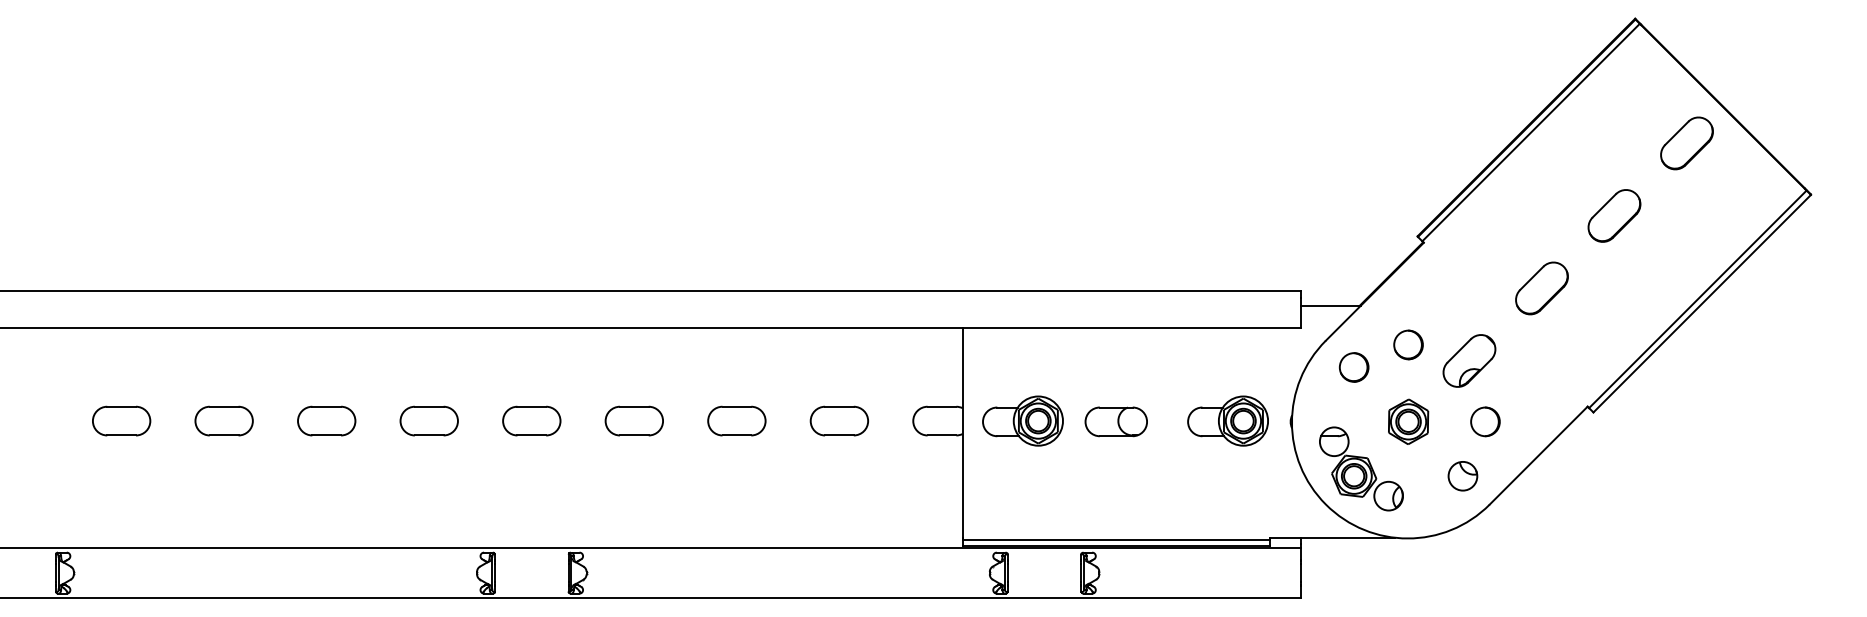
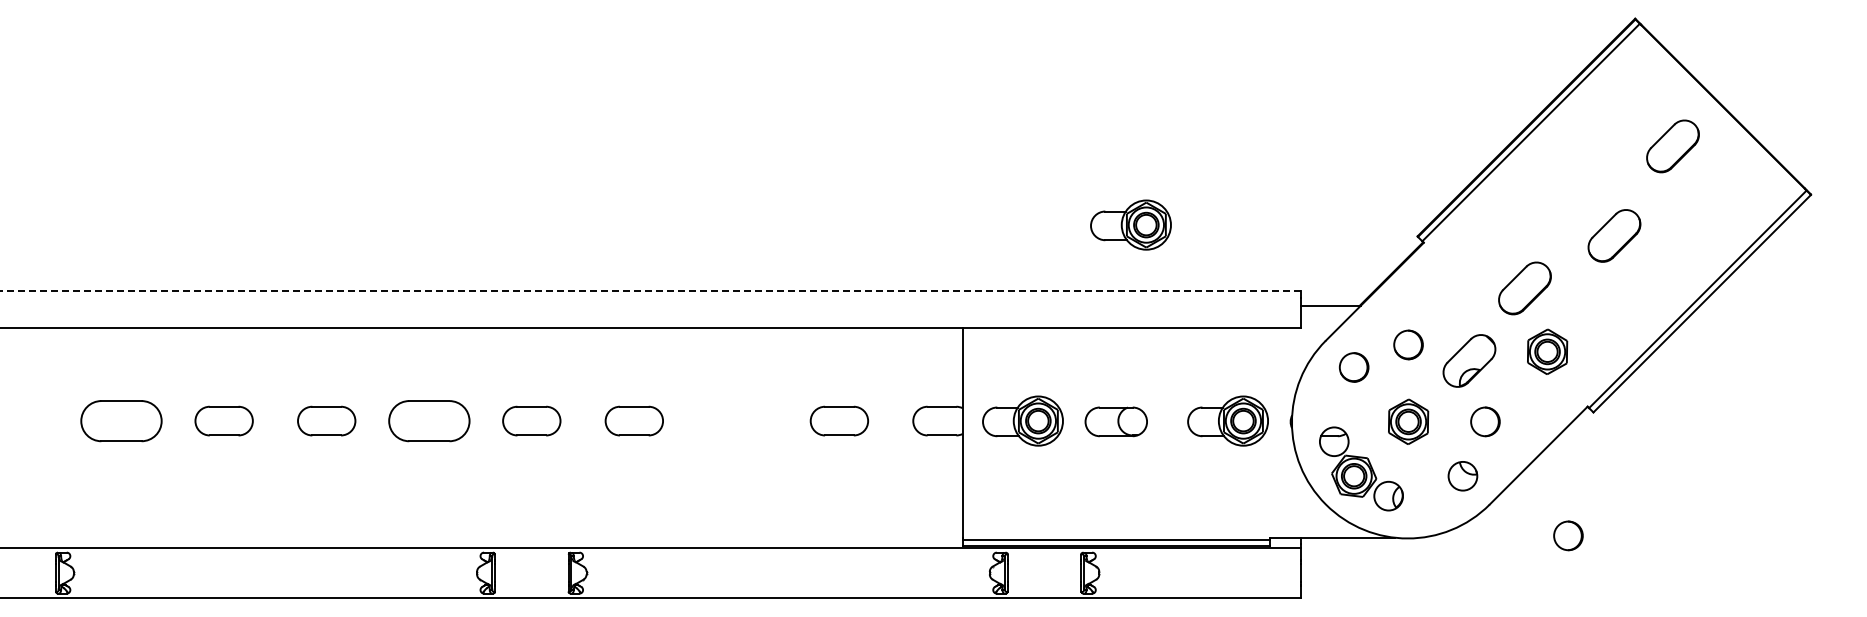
part position: (1686, 143) -> (1672, 146) (1672, 146)
part position: (1614, 215) -> (1614, 235) (1614, 235)
part: none -> present (1130, 224)
part position: (1541, 288) -> (1524, 288) (1524, 288)
line: solid -> dashed (650, 290)
part: none -> present (1547, 351)
part size: 60x32 px -> 83x43 px (121, 421)
part size: 60x32 px -> 83x43 px (429, 421)
part: present -> none (736, 420)
part: none -> present (1568, 535)
